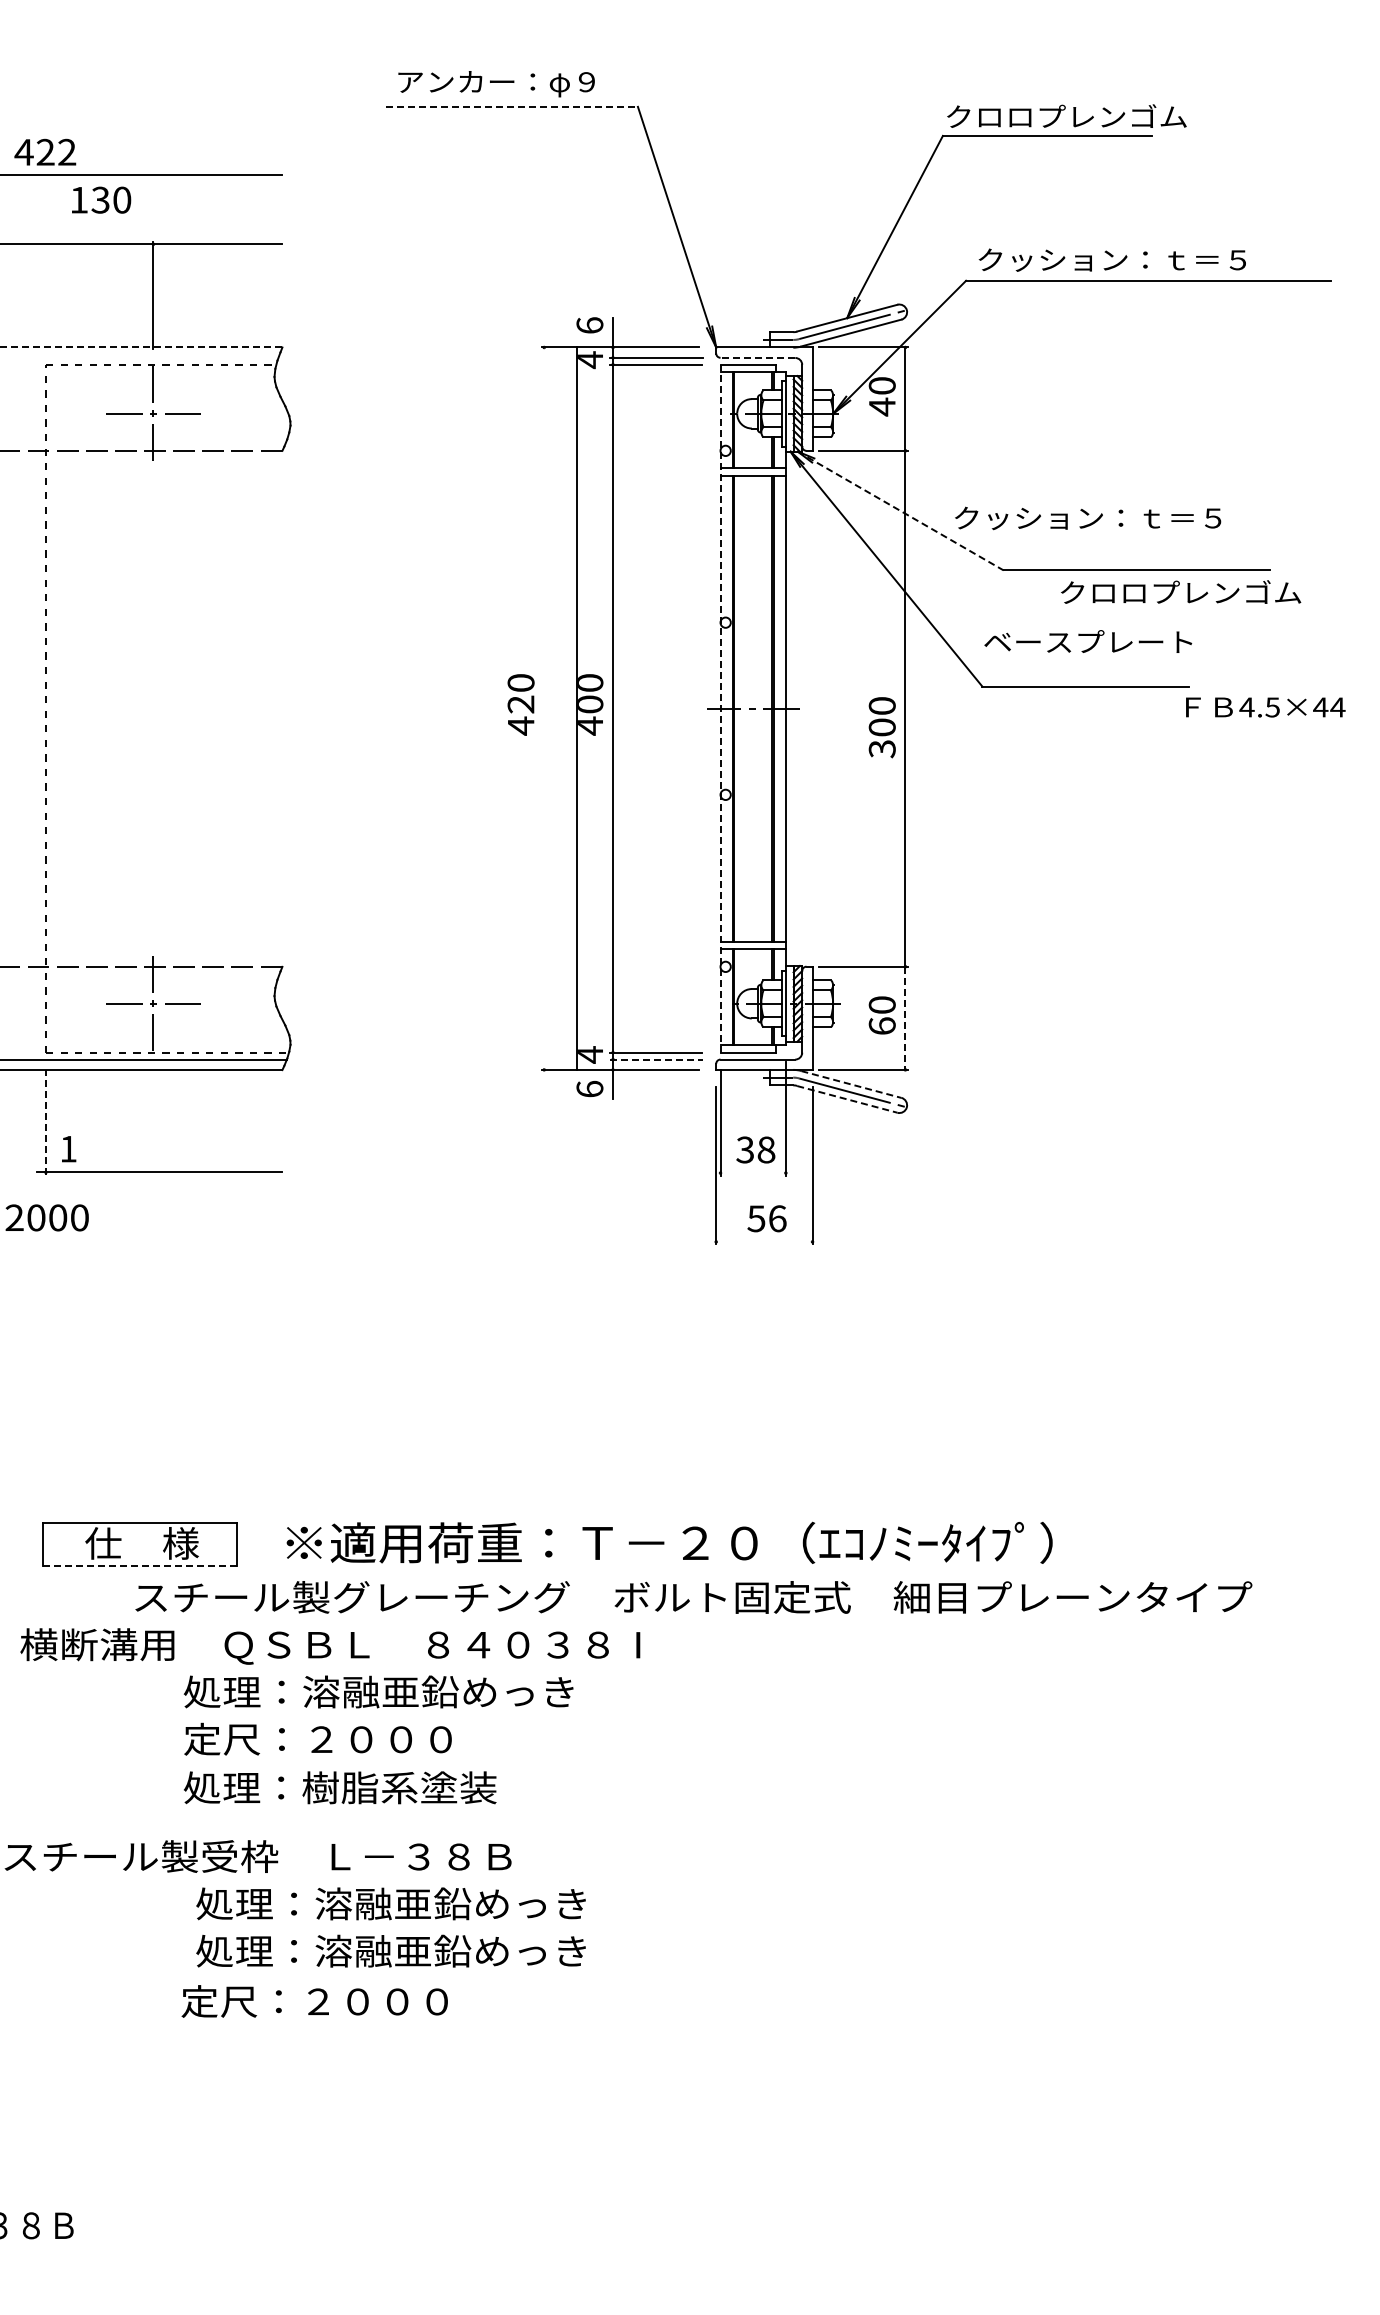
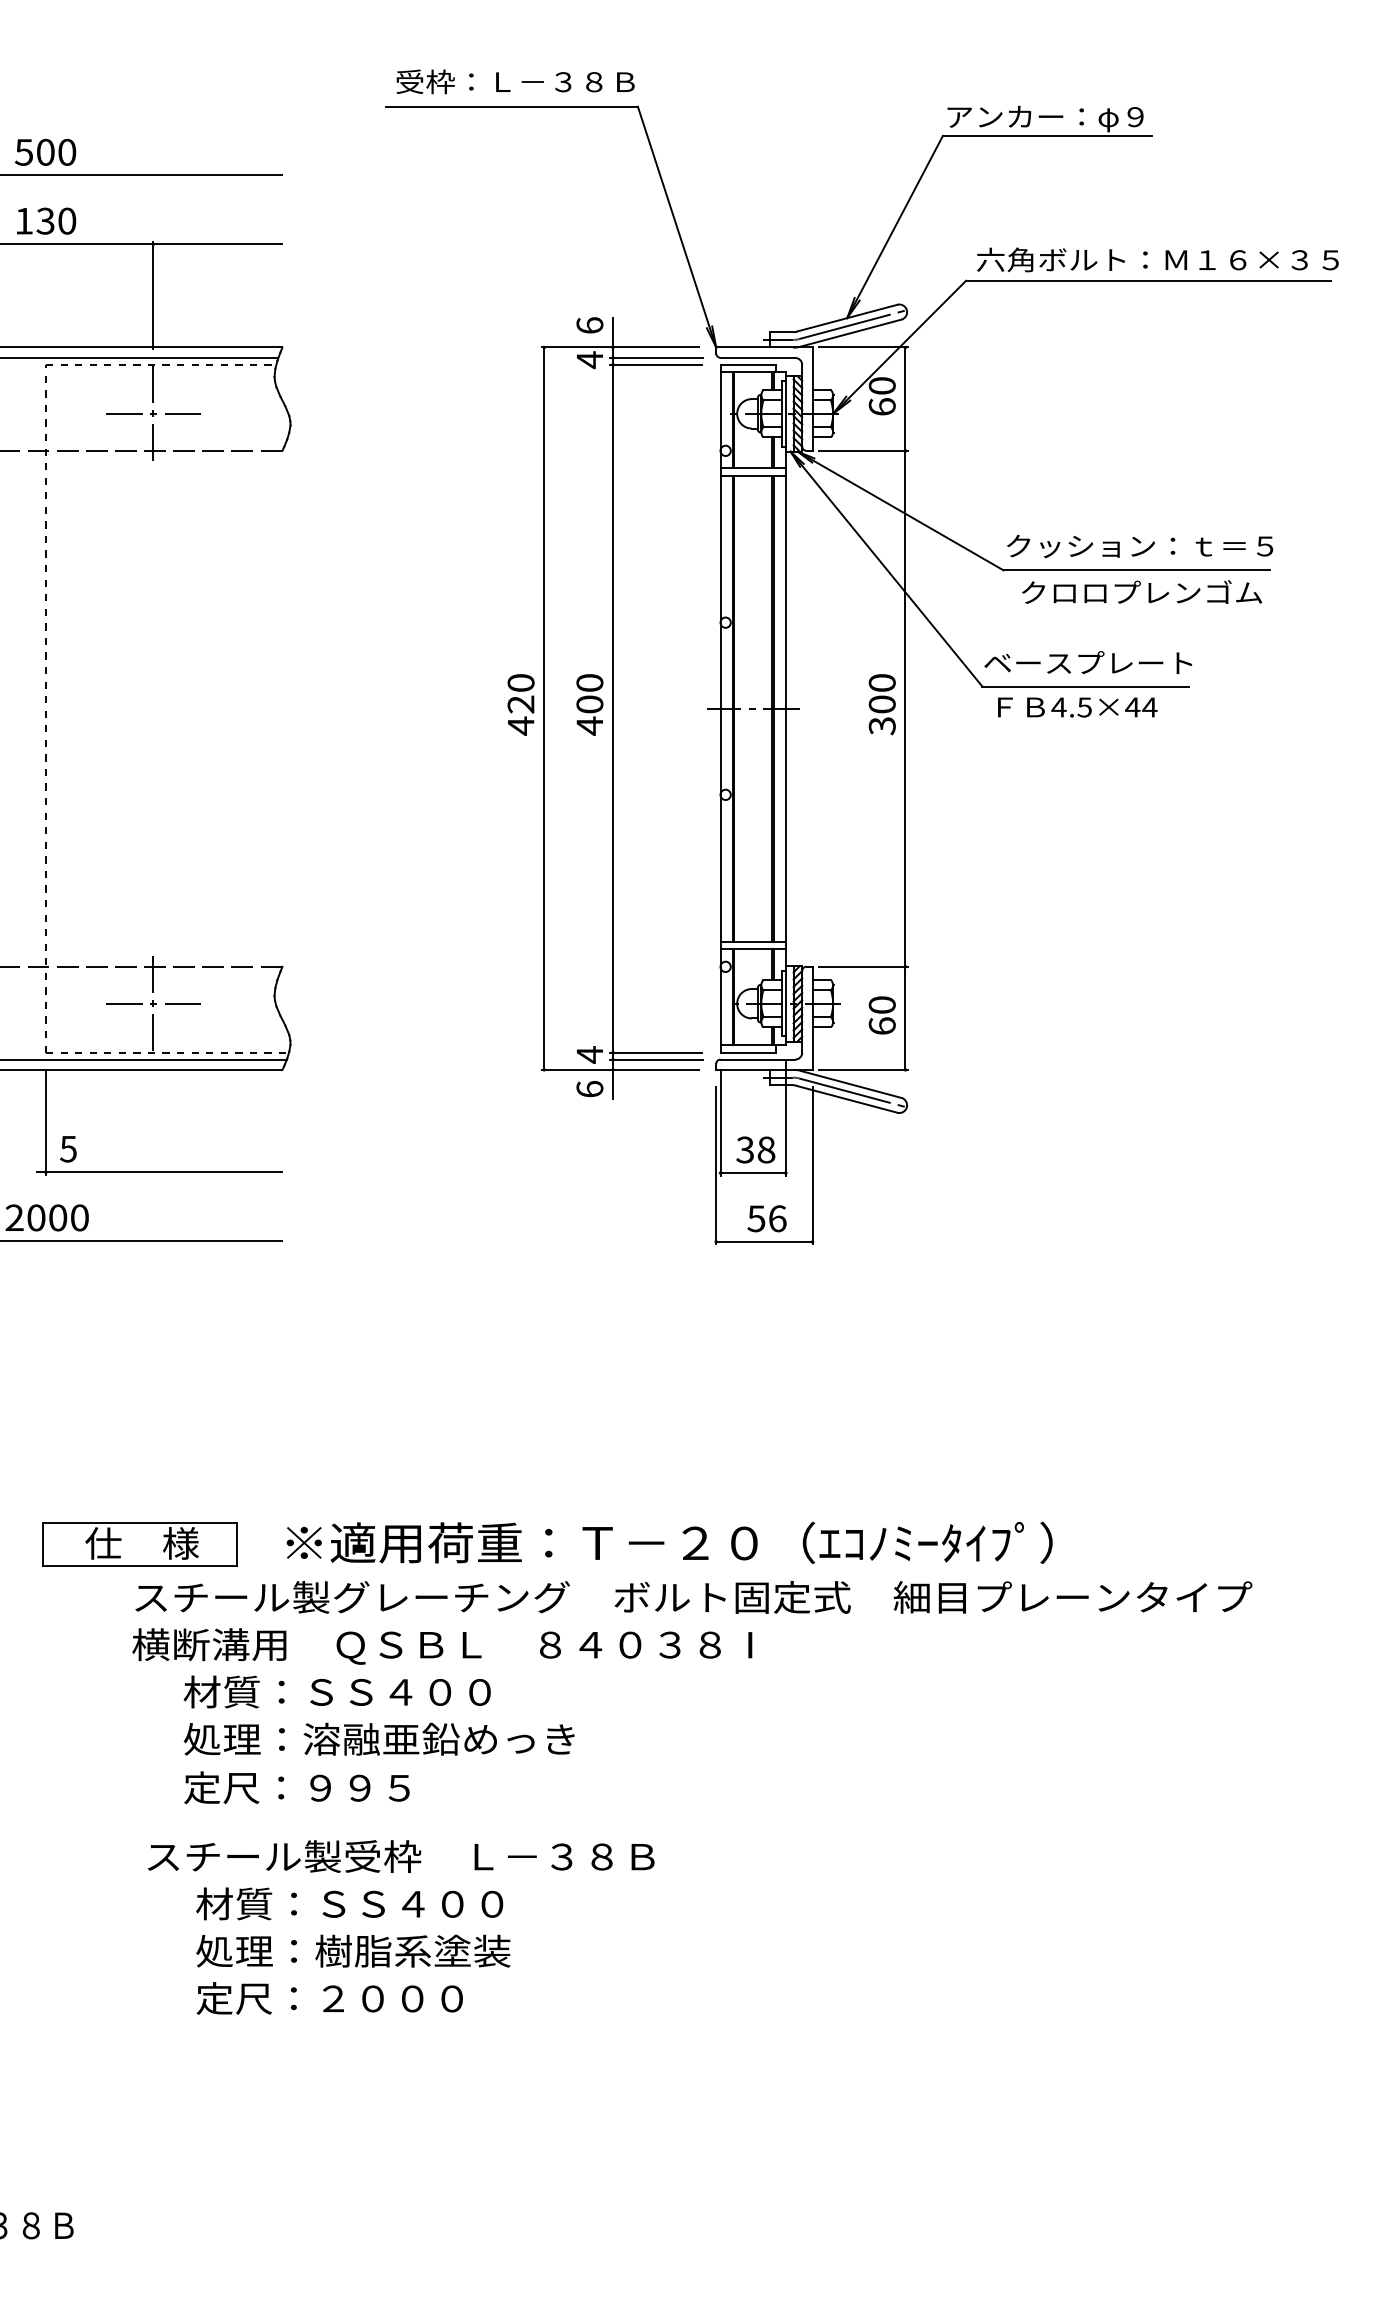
text: アンカー：φ９ -> 受枠：Ｌ－３８Ｂ (515, 83)
line: dashed -> solid (512, 106)
text: クロロプレンゴム -> アンカー：φ９ (1066, 118)
text: 422 -> 500 (45, 151)
text position: (101, 199) -> (46, 220) (46, 220)
text: クッション：ｔ＝５ -> 六角ボルト：Ｍ１６×３５ (1157, 259)
line: dashed -> solid (141, 347)
line: none -> present (140, 357)
line: dashed -> solid (757, 357)
text: 40 -> 60 (881, 406)
line: dashed -> solid (900, 511)
text position: (1088, 518) -> (1140, 546) (1140, 546)
text position: (1181, 591) -> (1142, 591) (1142, 591)
text position: (1088, 641) -> (1088, 662) (1088, 662)
text position: (1265, 707) -> (1077, 707) (1077, 707)
line position: (577, 708) -> (544, 708) (544, 708)
line: dashed -> solid (720, 708)
text position: (881, 727) -> (881, 704) (881, 704)
line: dashed -> solid (905, 1018)
line: dashed -> solid (657, 1059)
line: dashed -> solid (851, 1084)
line: dashed -> solid (847, 1099)
line: dashed -> solid (45, 1122)
text: 1 -> 5 (68, 1149)
line: none -> present (752, 1173)
line: none -> present (142, 1241)
line: none -> present (764, 1241)
line: dashed -> solid (140, 1566)
text position: (330, 1646) -> (442, 1646) (442, 1646)
text: 処理：溶融亜鉛めっき -> 材質：ＳＳ４００ (378, 1691)
text: 定尺：２０００ -> 処理：溶融亜鉛めっき (378, 1738)
text: 処理：樹脂系塗装 -> 定尺：９９５ (339, 1787)
text position: (257, 1856) -> (400, 1856) (400, 1856)
text: 処理：溶融亜鉛めっき -> 材質：ＳＳ４００ (390, 1903)
text: 処理：溶融亜鉛めっき -> 処理：樹脂系塗装 (450, 1950)
text position: (314, 2001) -> (329, 1998) (329, 1998)
